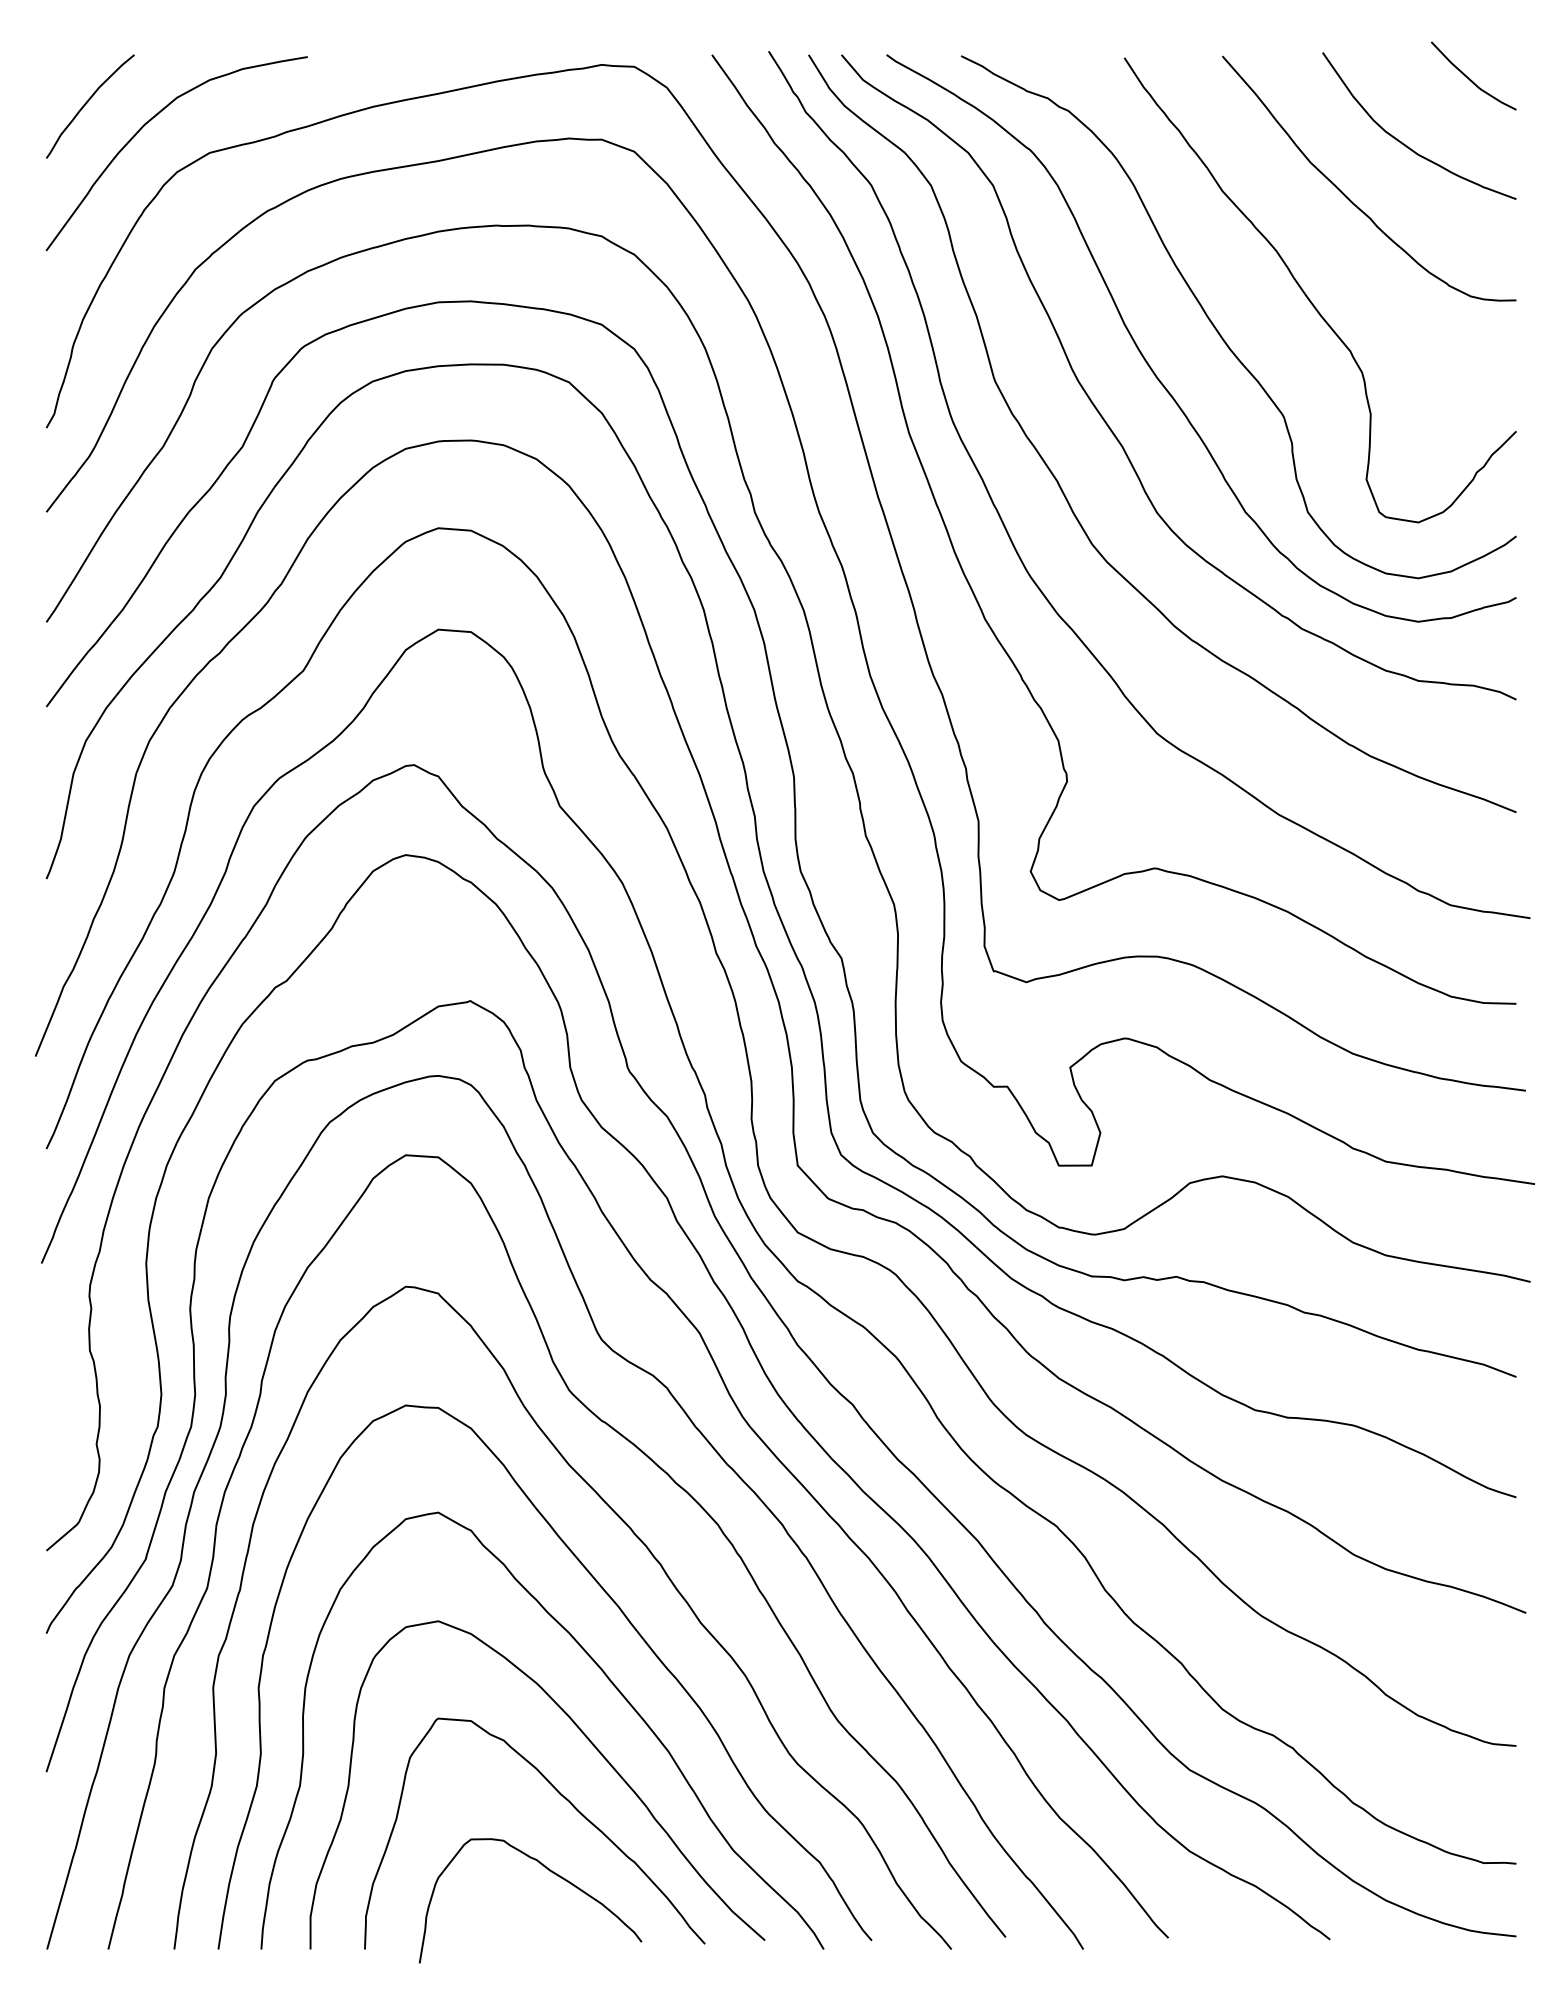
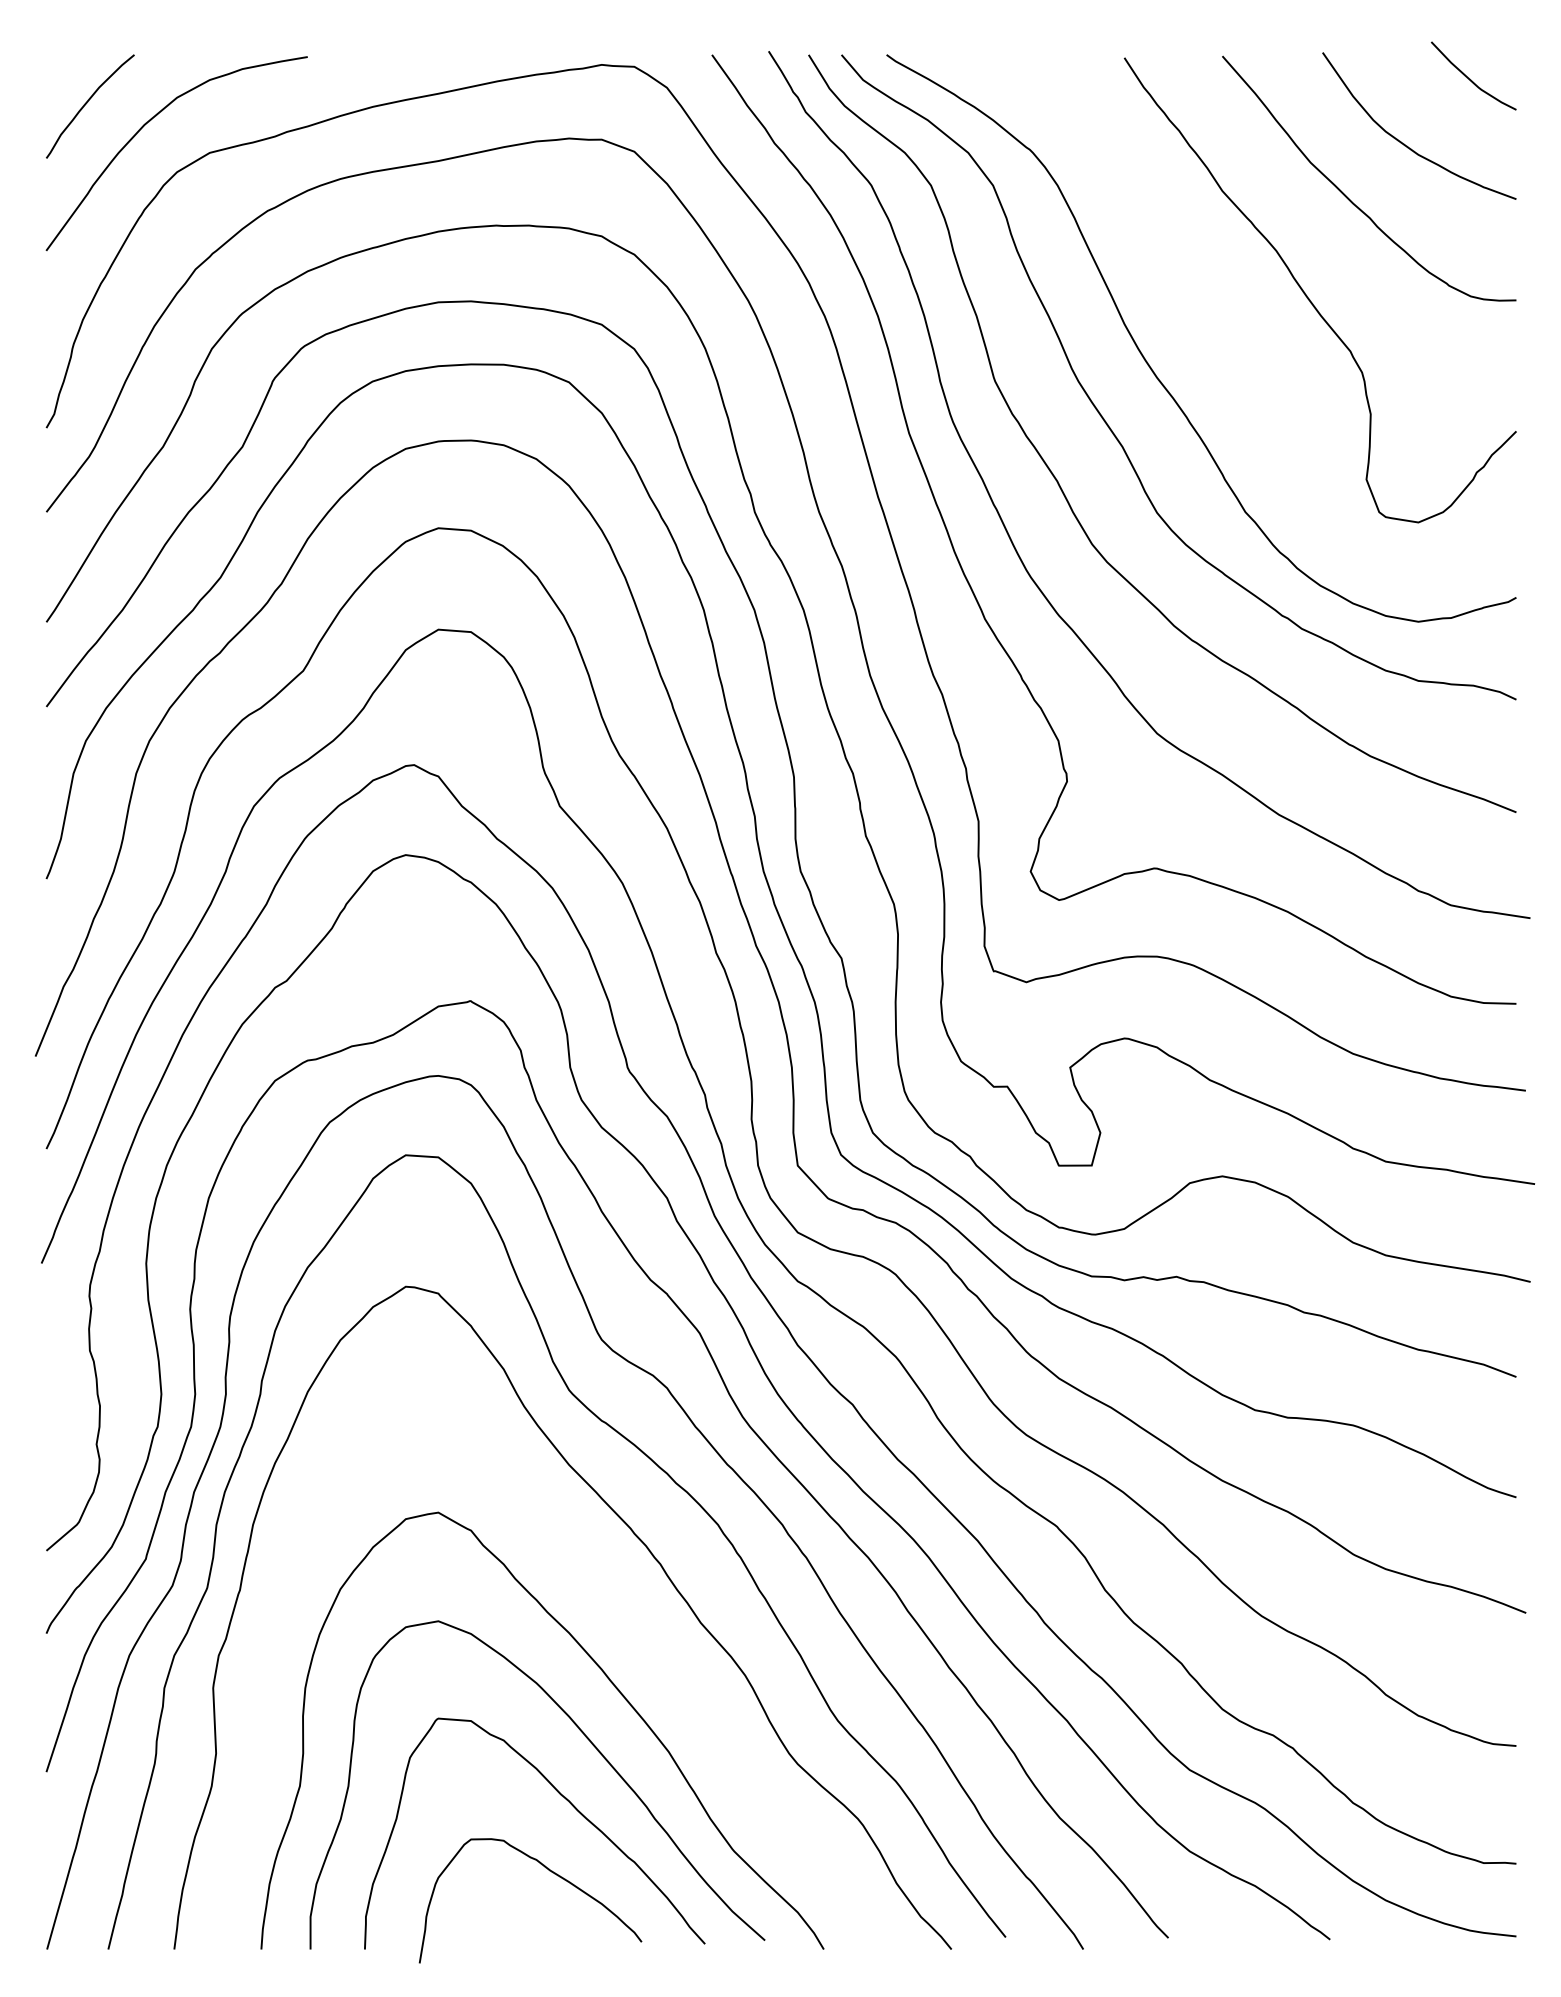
curve: present -> none (1218, 330)
curve: present -> none (623, 1615)
